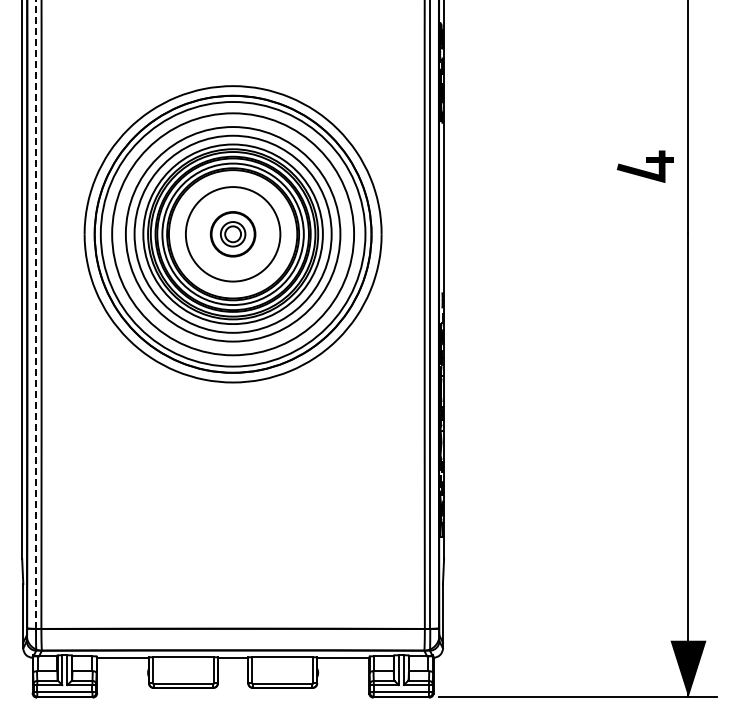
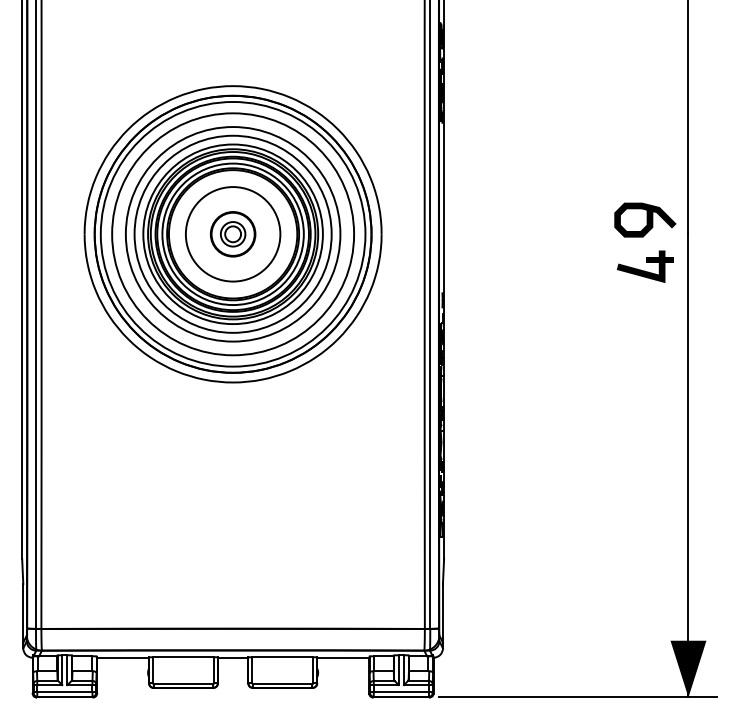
part position: (644, 166) -> (644, 266) (644, 266)
curve: none -> present (646, 219)
line: dashed -> solid (35, 314)
